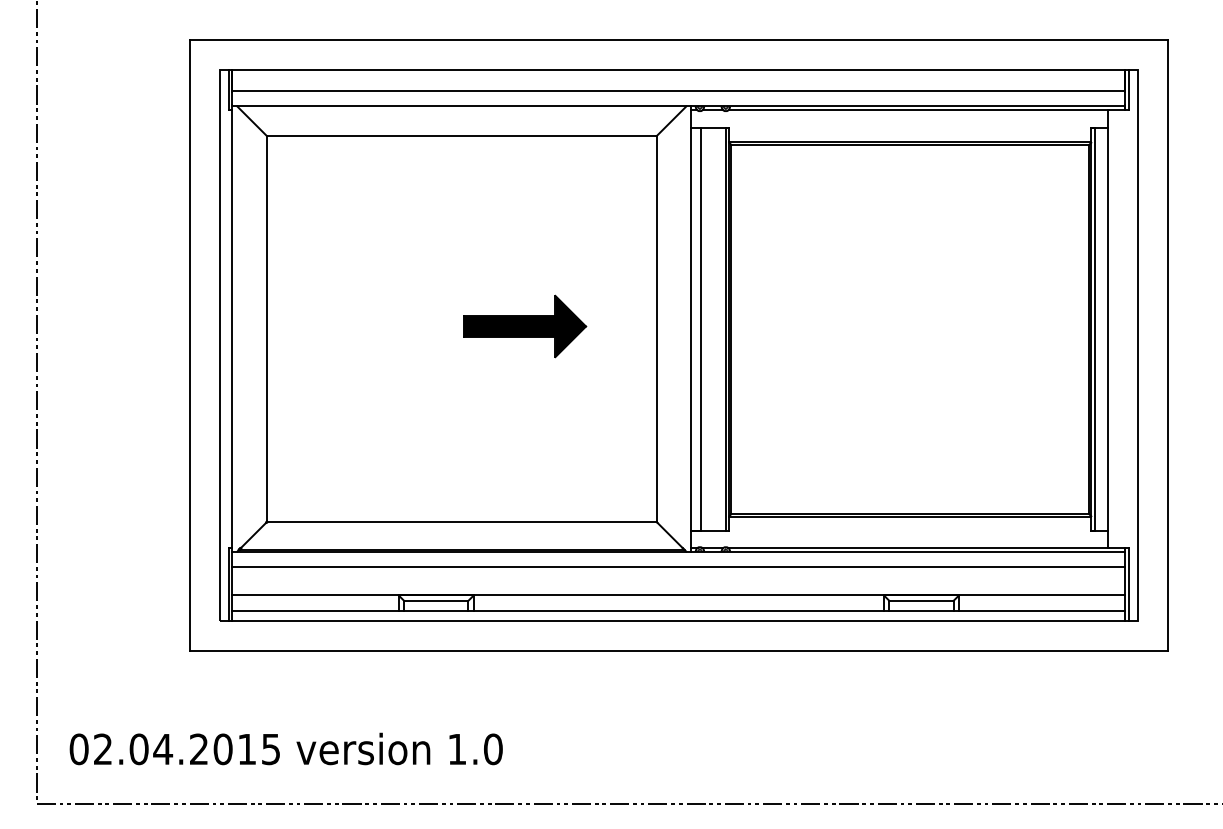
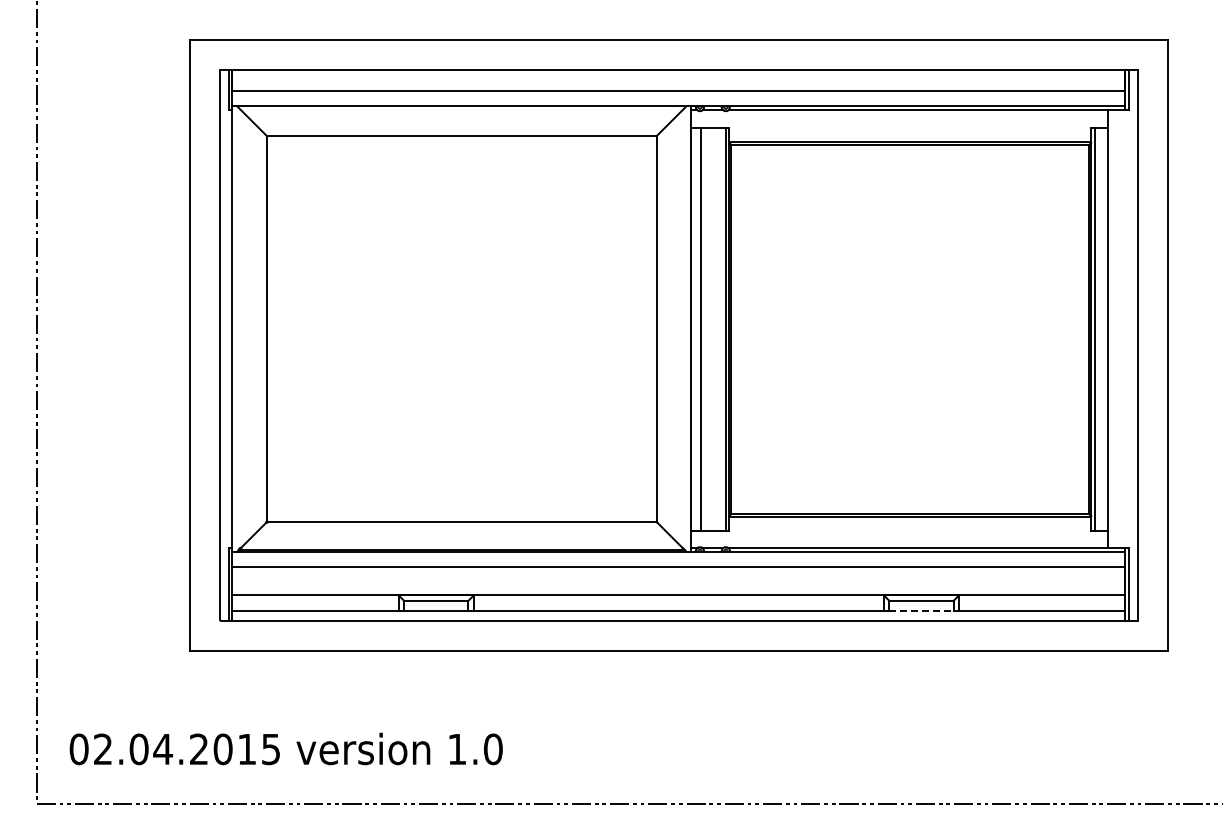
part: present -> none (525, 326)
line: solid -> dashed (921, 610)
